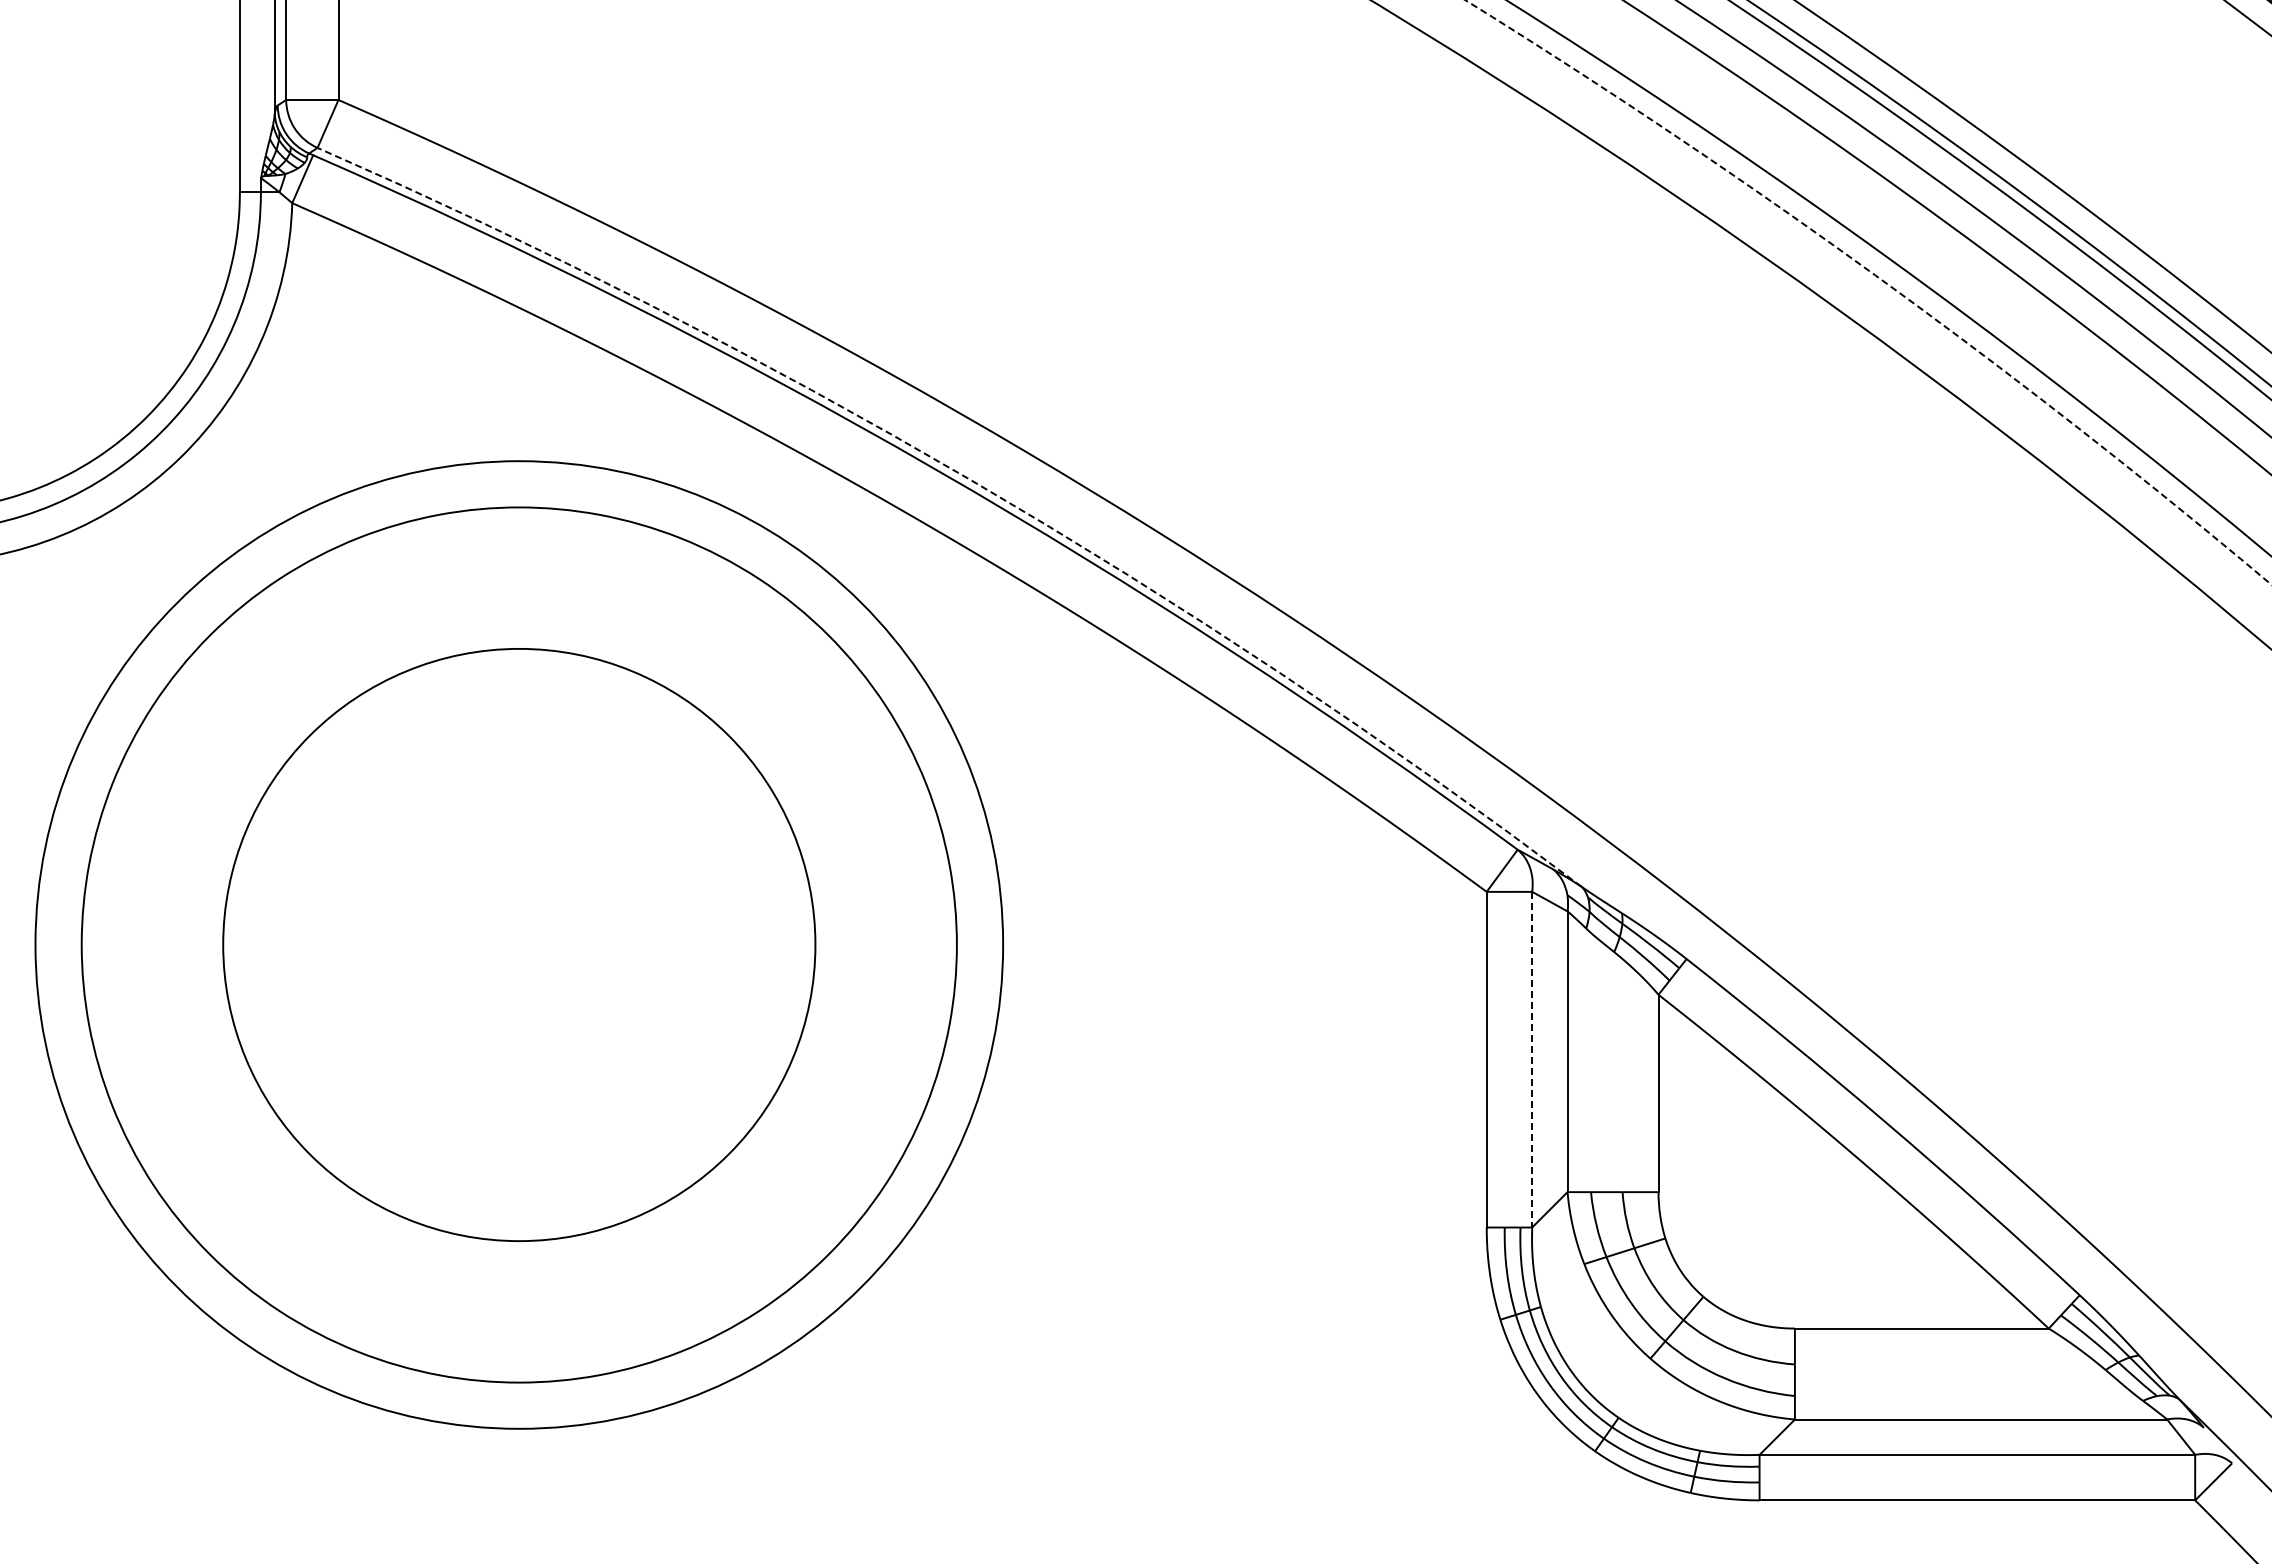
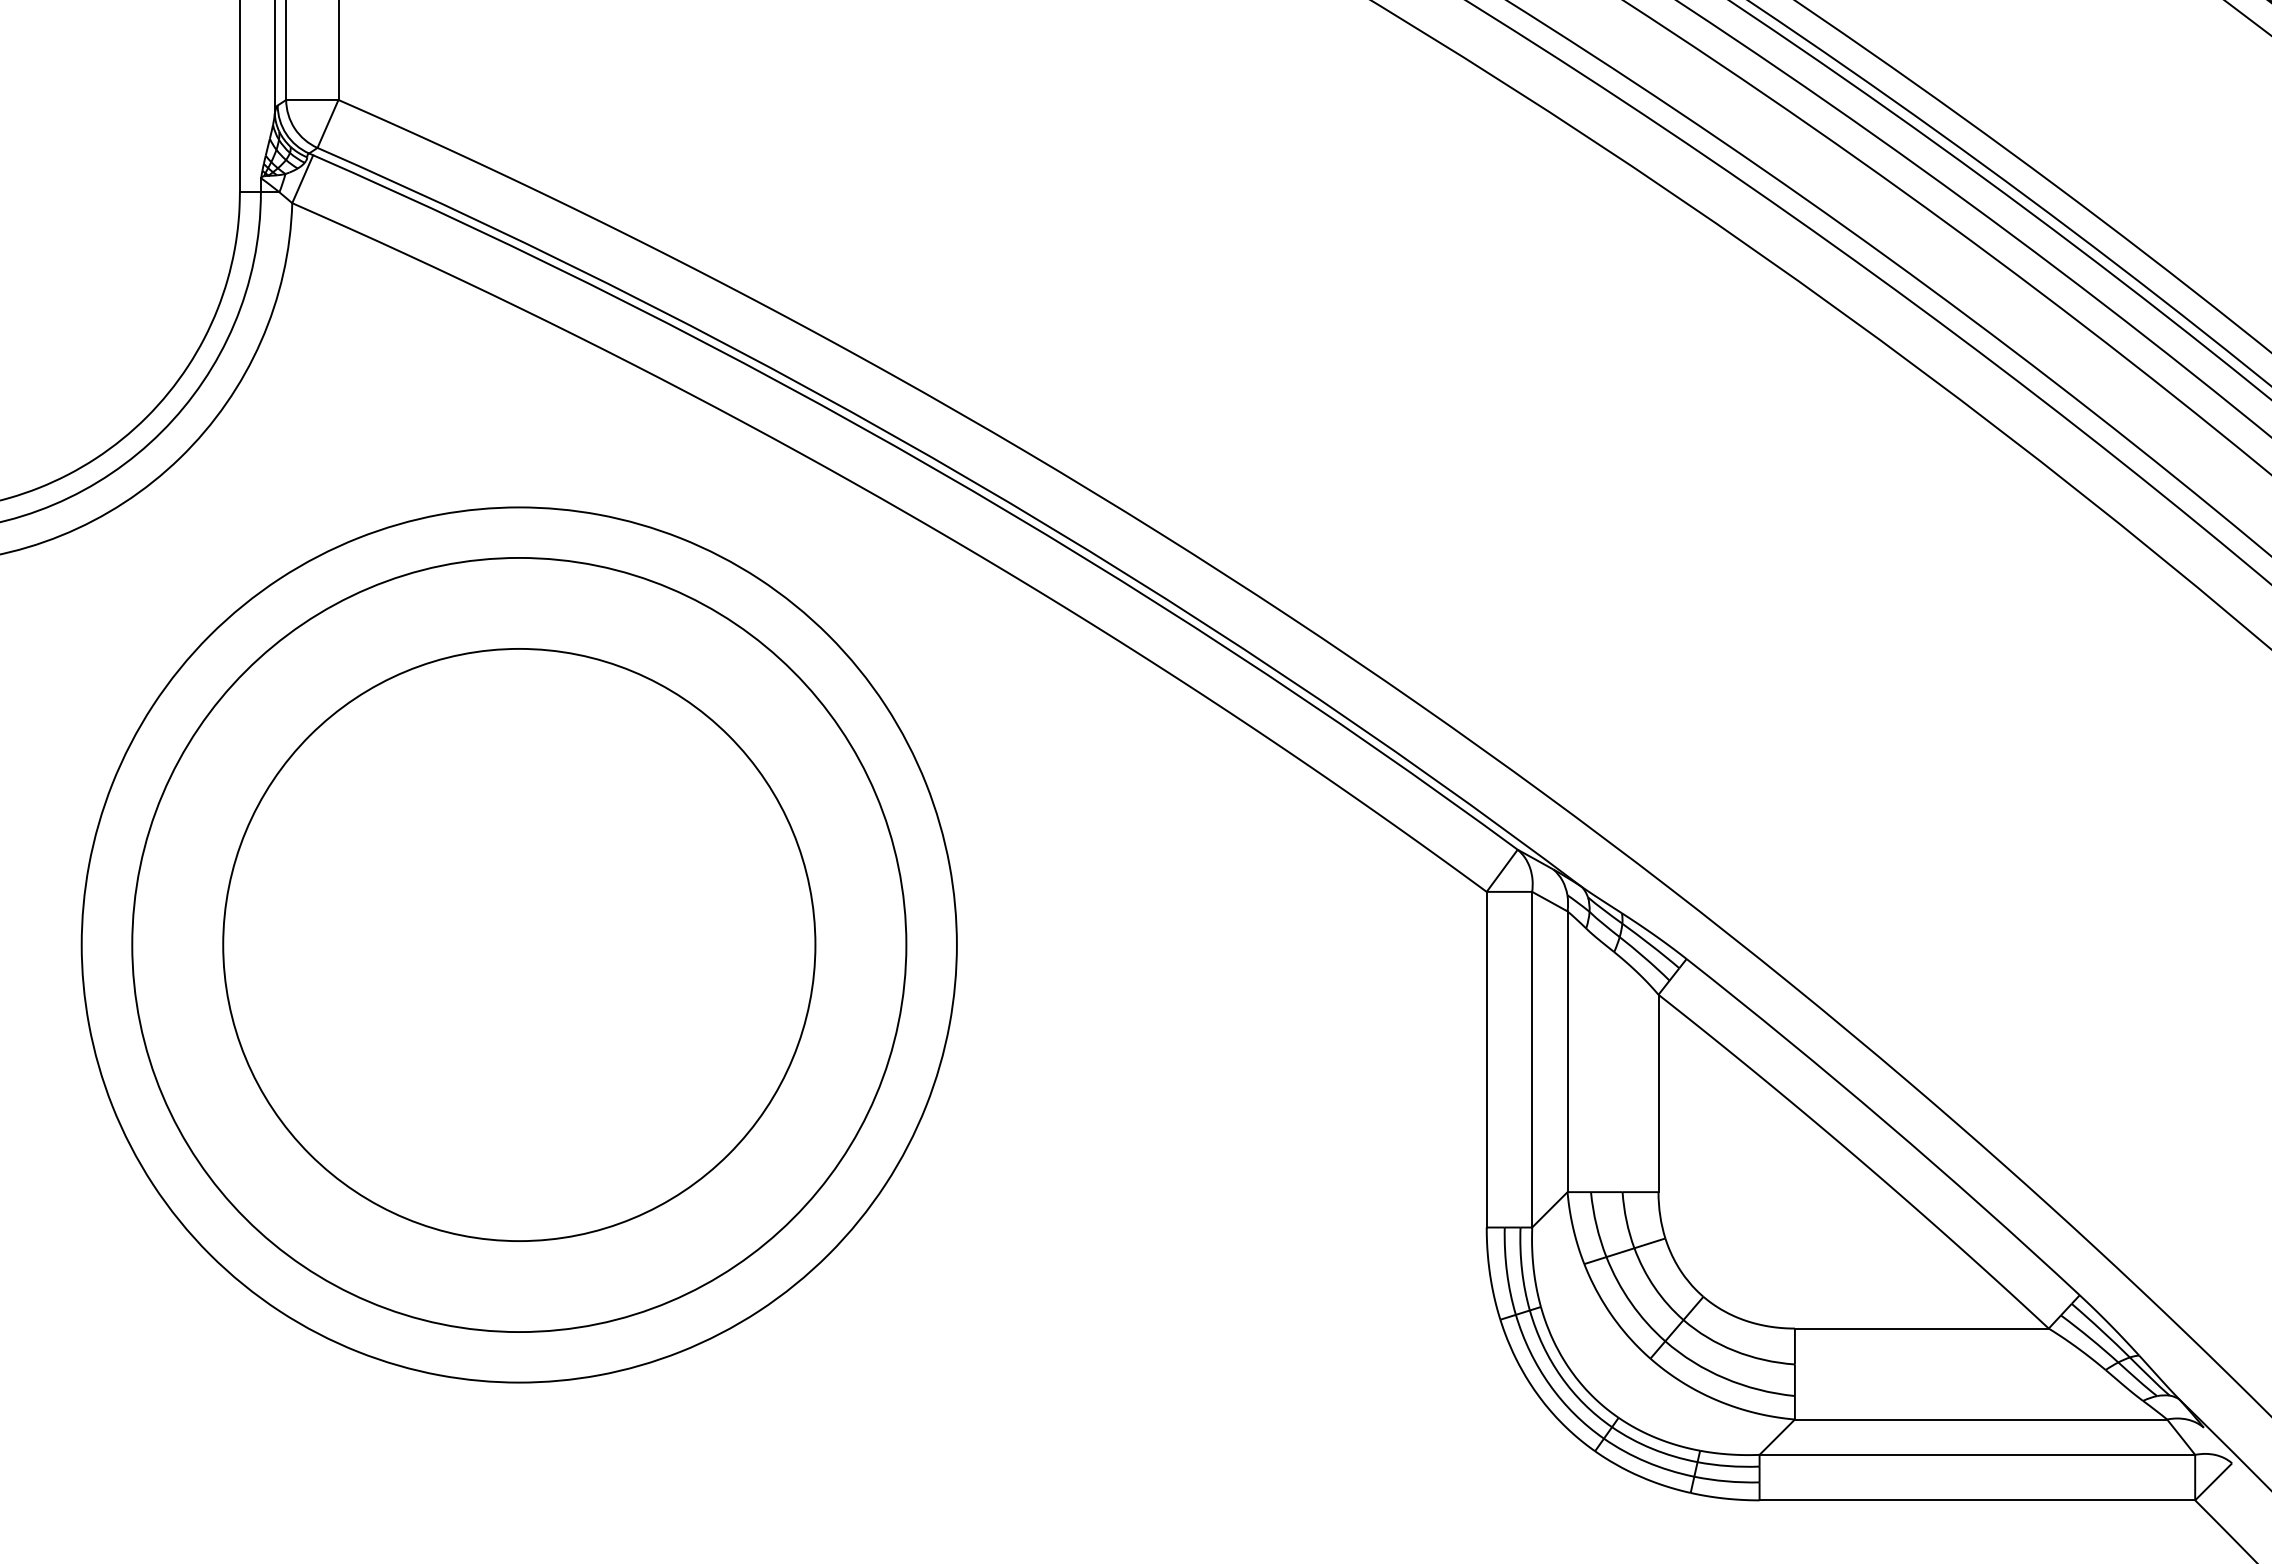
arc: dashed -> solid (1878, 277)
arc: dashed -> solid (971, 480)
circle diameter: 968 px -> 774 px (519, 944)
line: dashed -> solid (1532, 1059)
